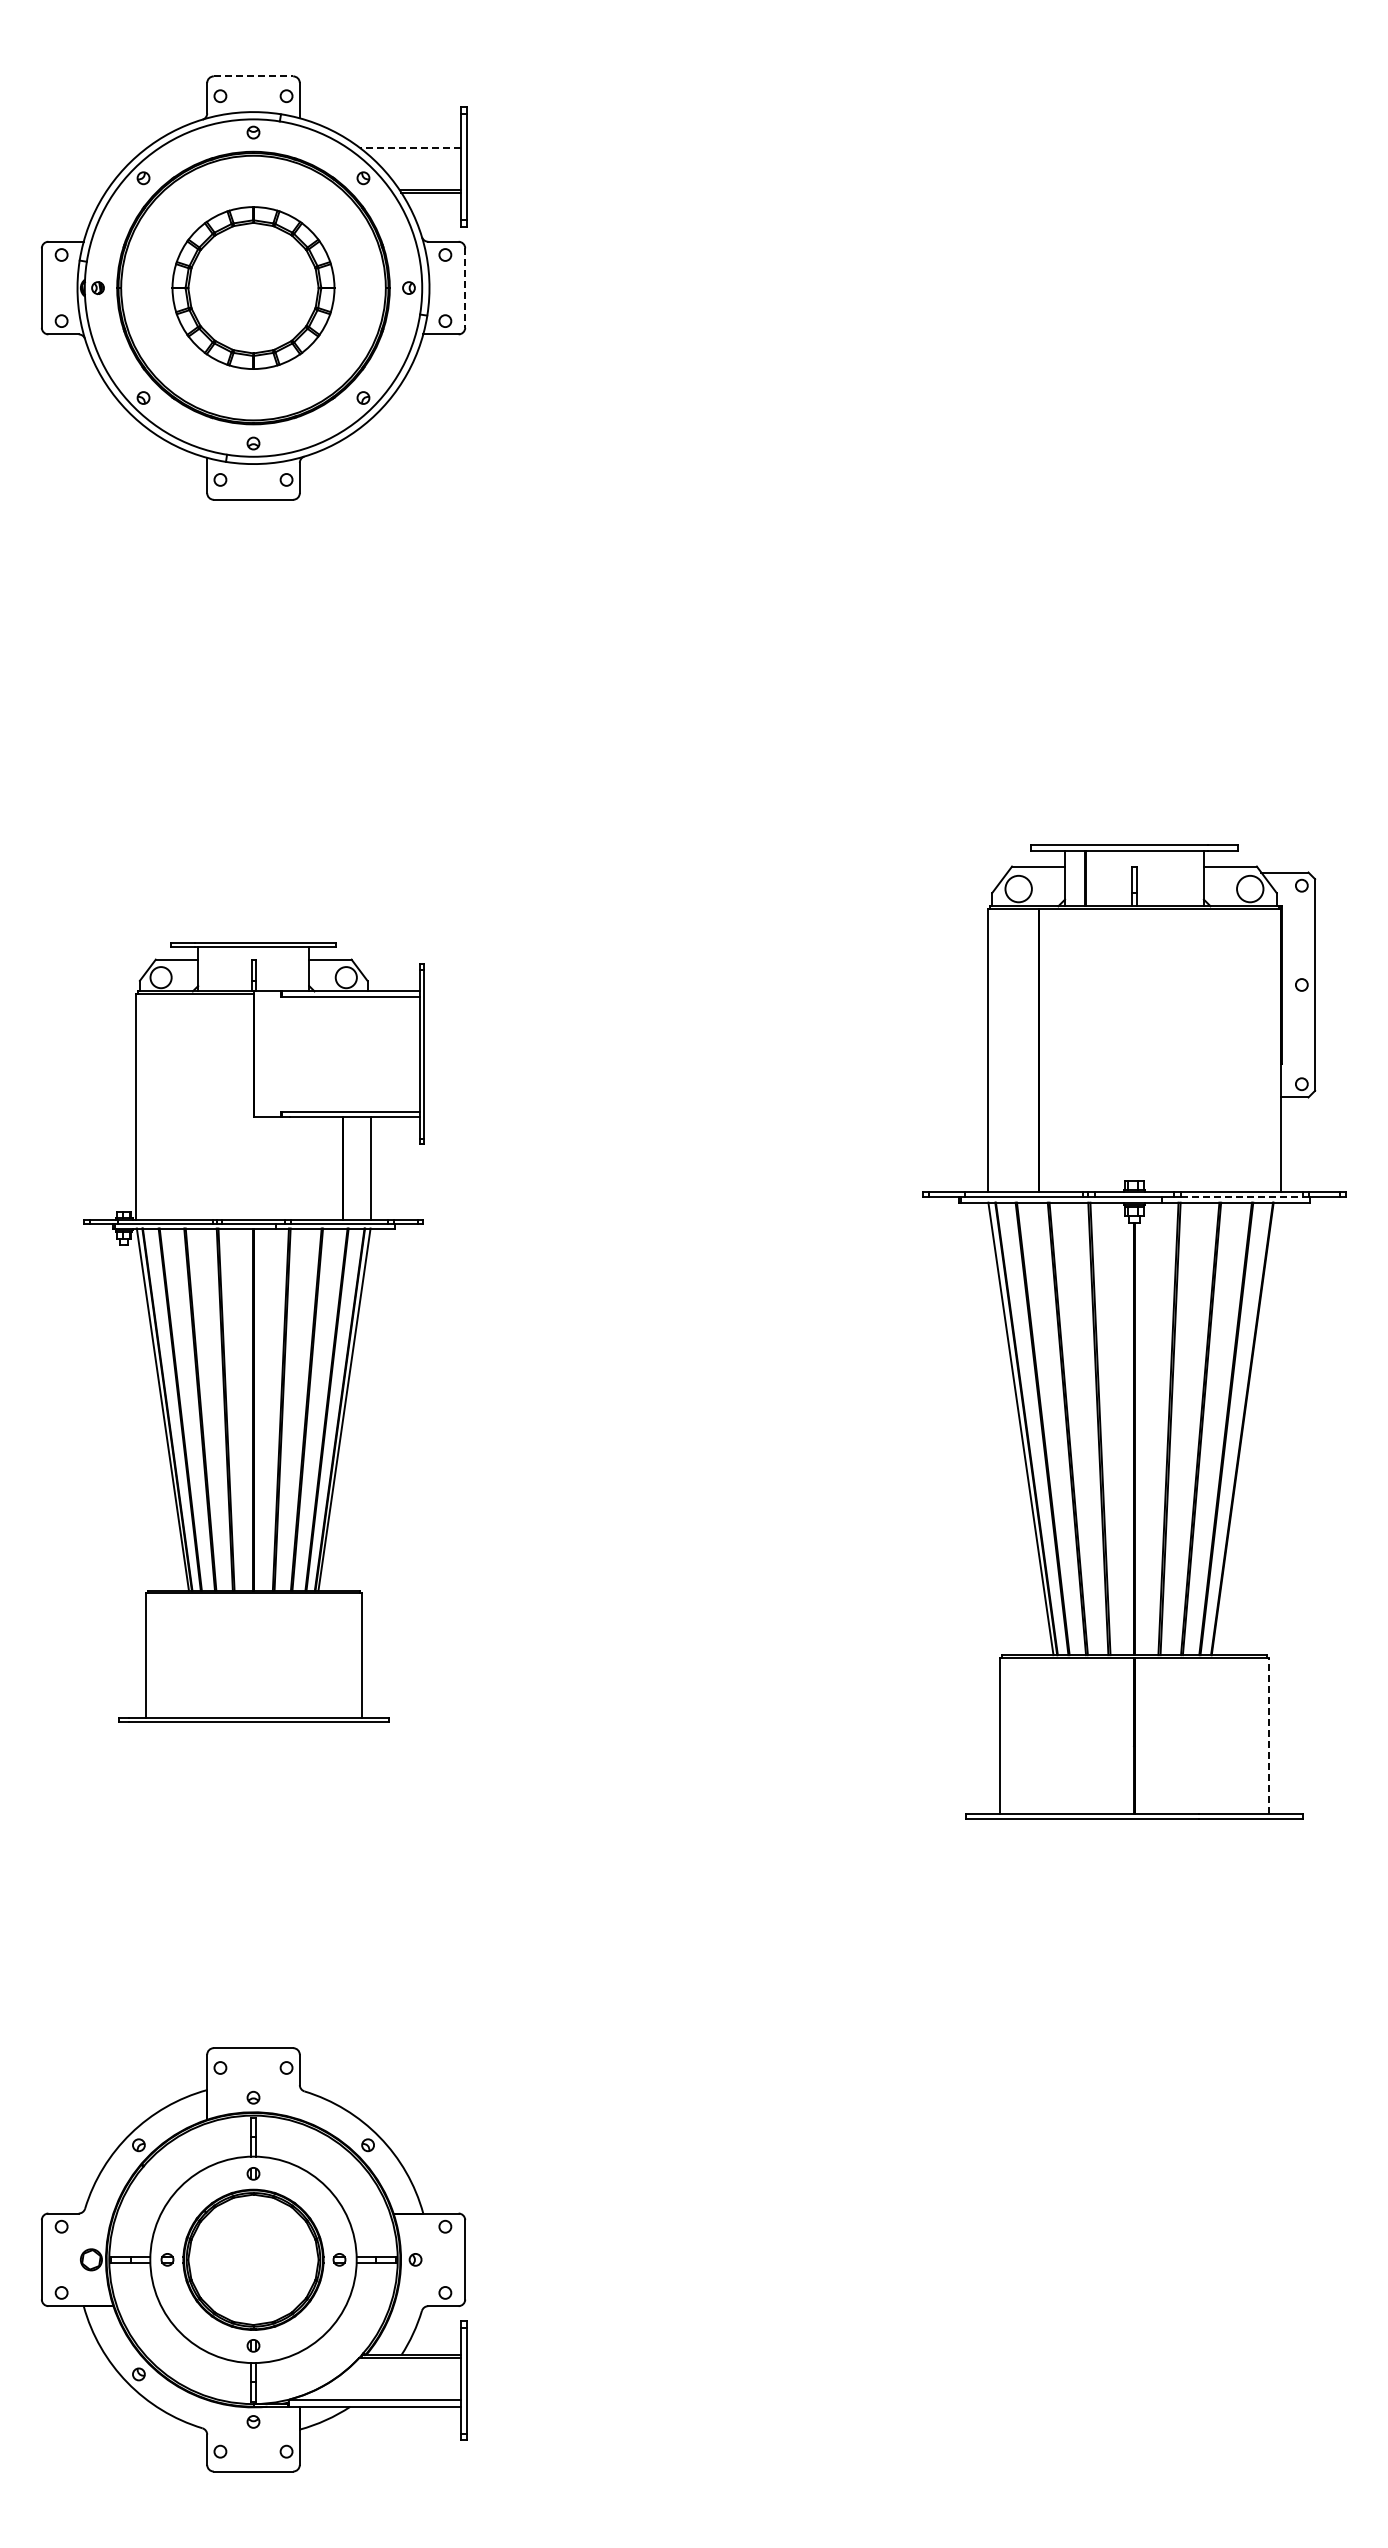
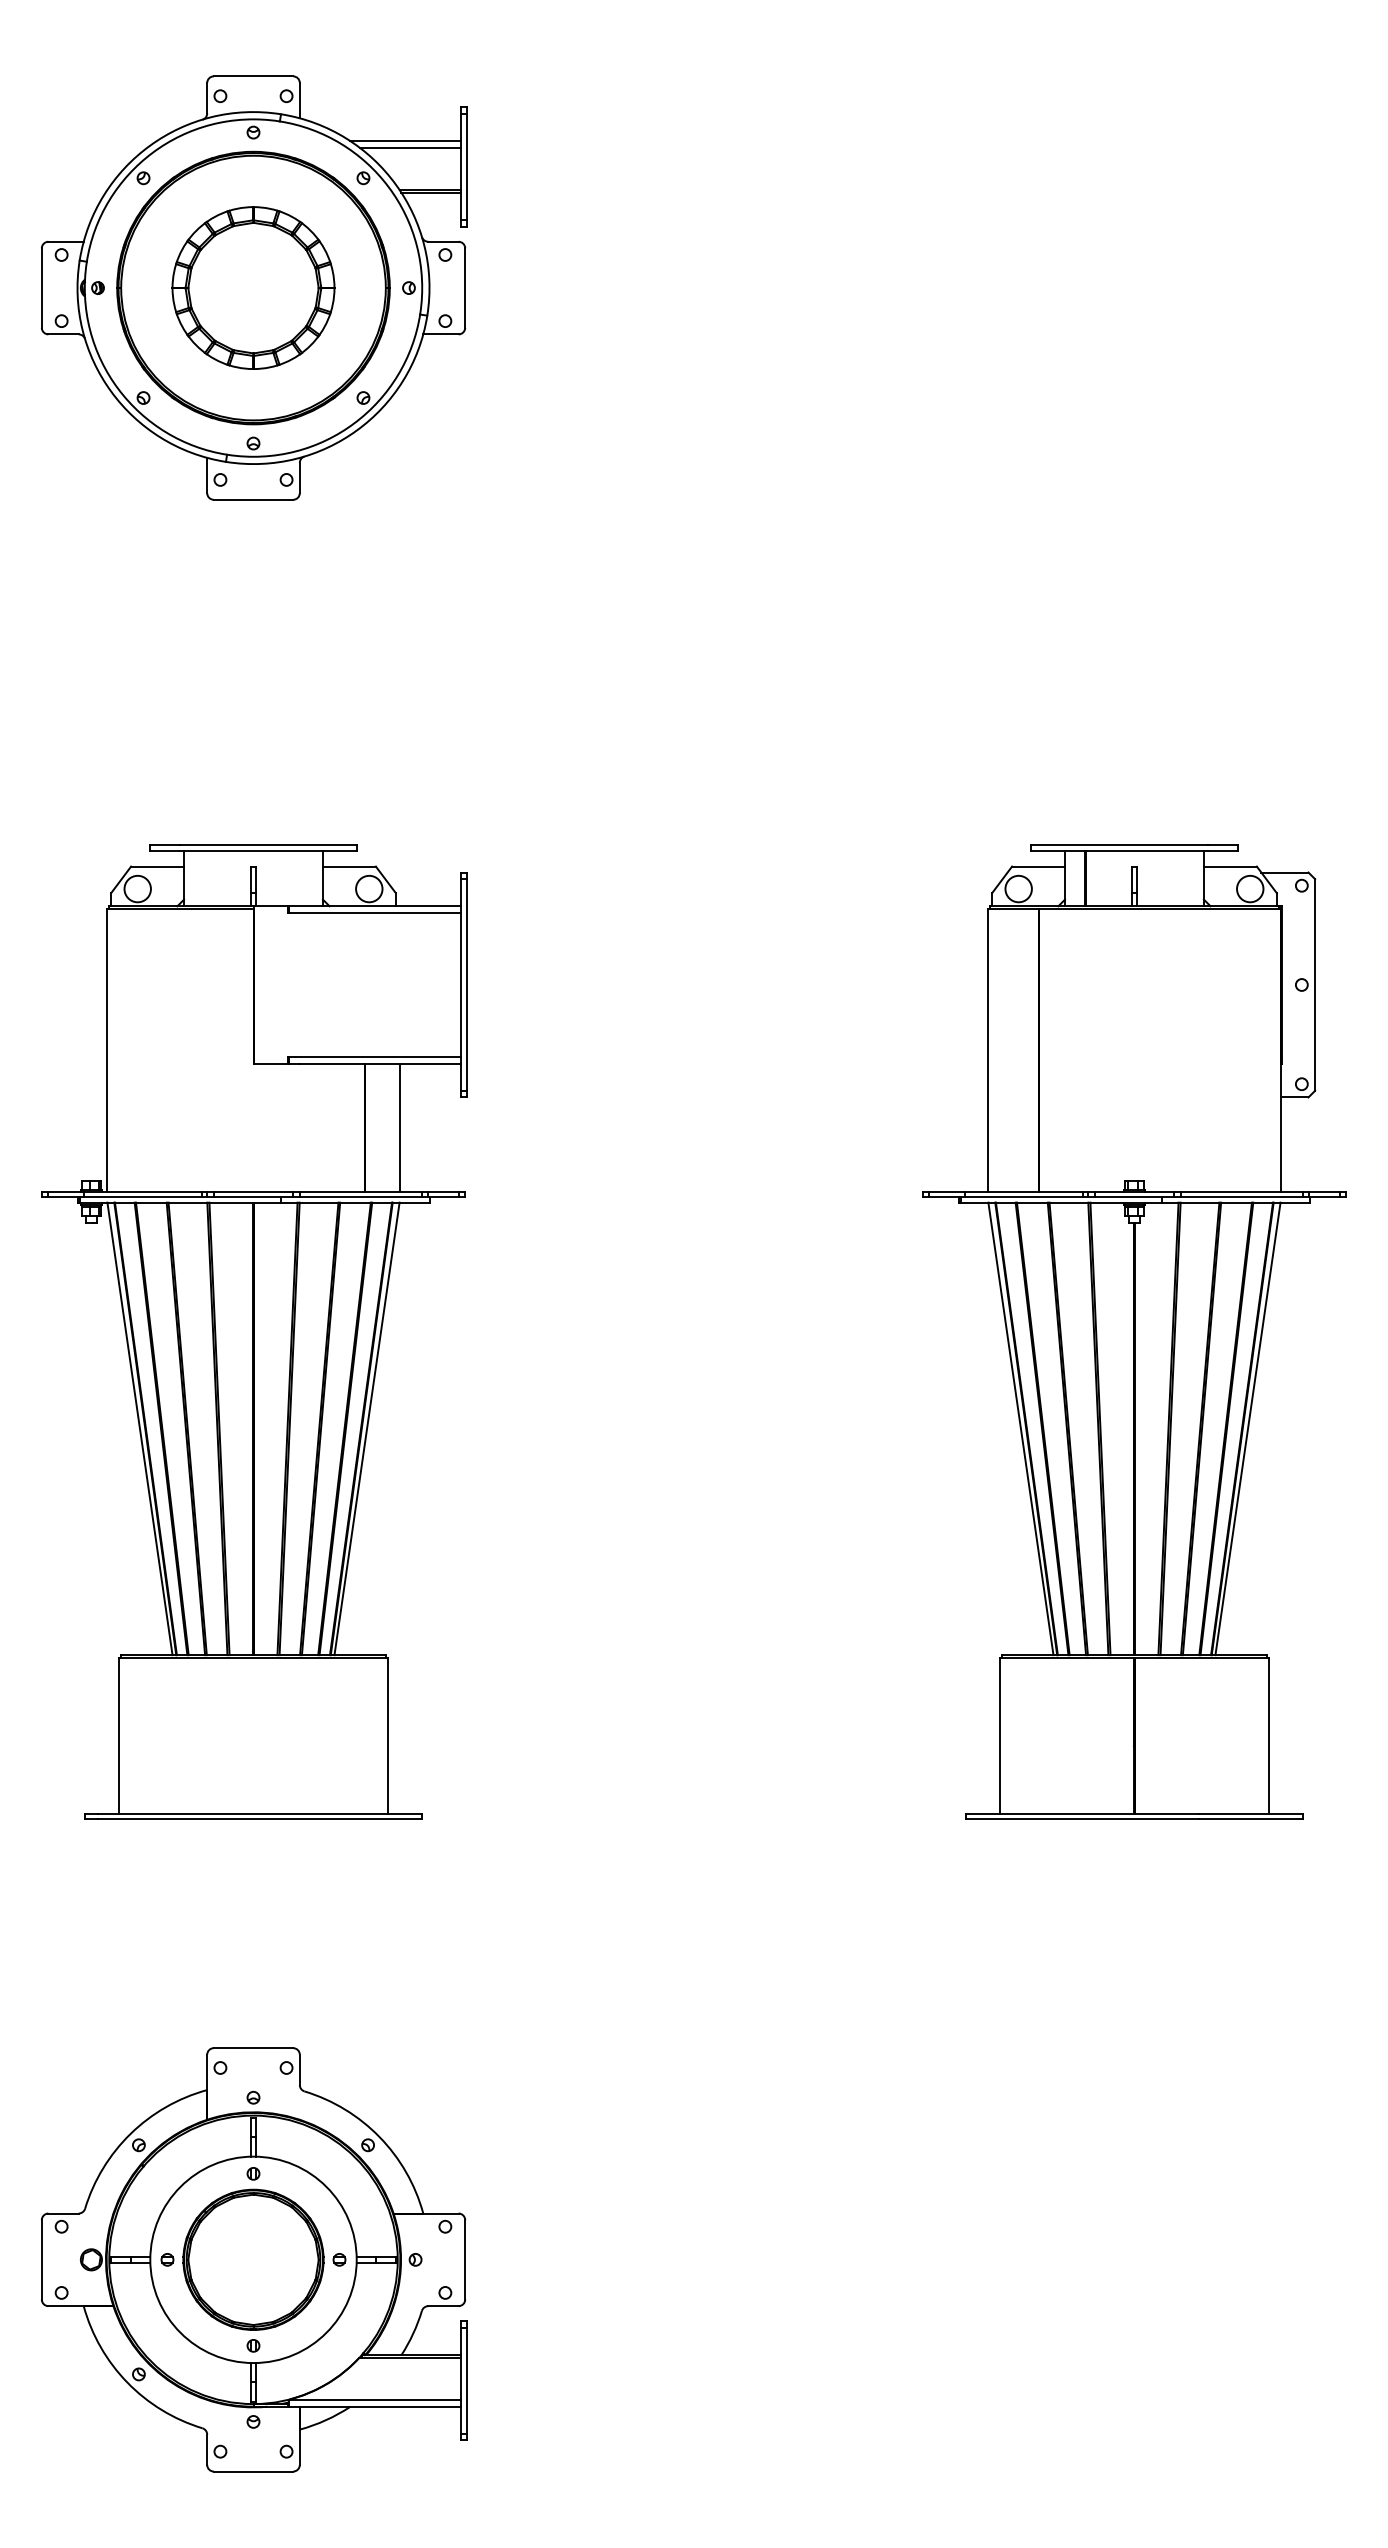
line: dashed -> solid (253, 76)
line: none -> present (405, 141)
line: dashed -> solid (410, 148)
line: dashed -> solid (465, 288)
line: dashed -> solid (1242, 1197)
part size: 342x781 px -> 427x976 px (254, 1331)
line: none -> present (1247, 1428)
line: dashed -> solid (1269, 1735)
